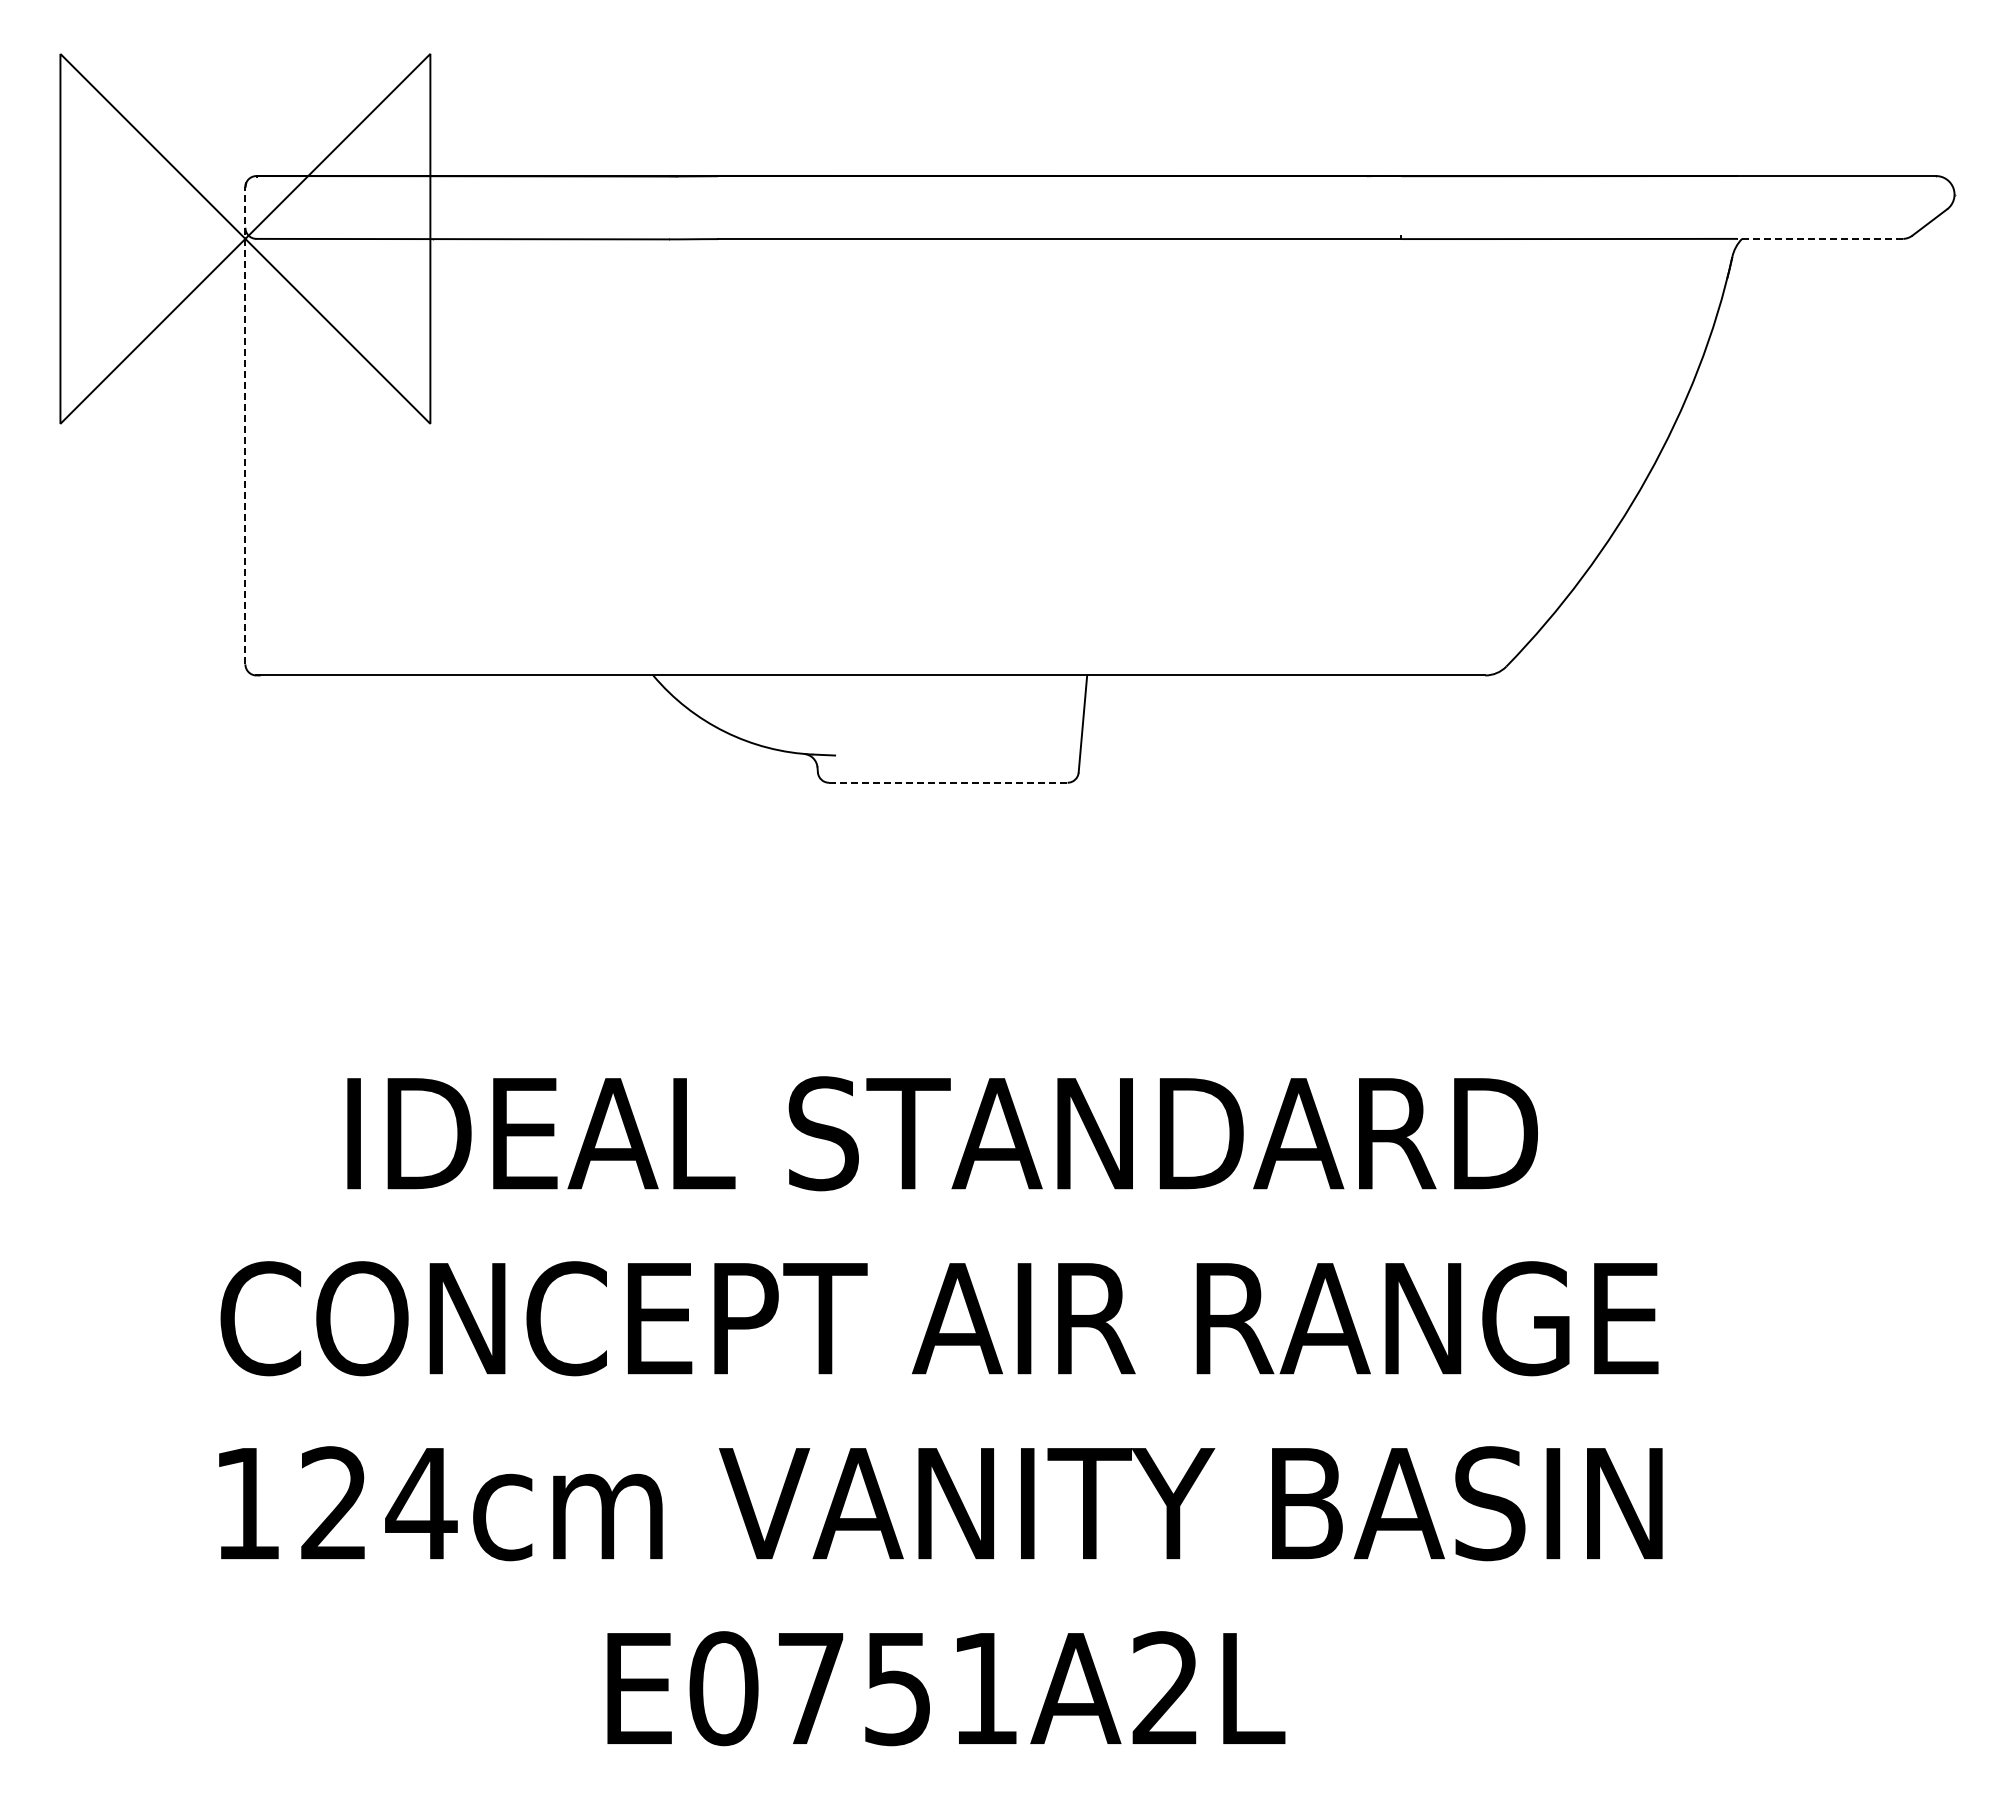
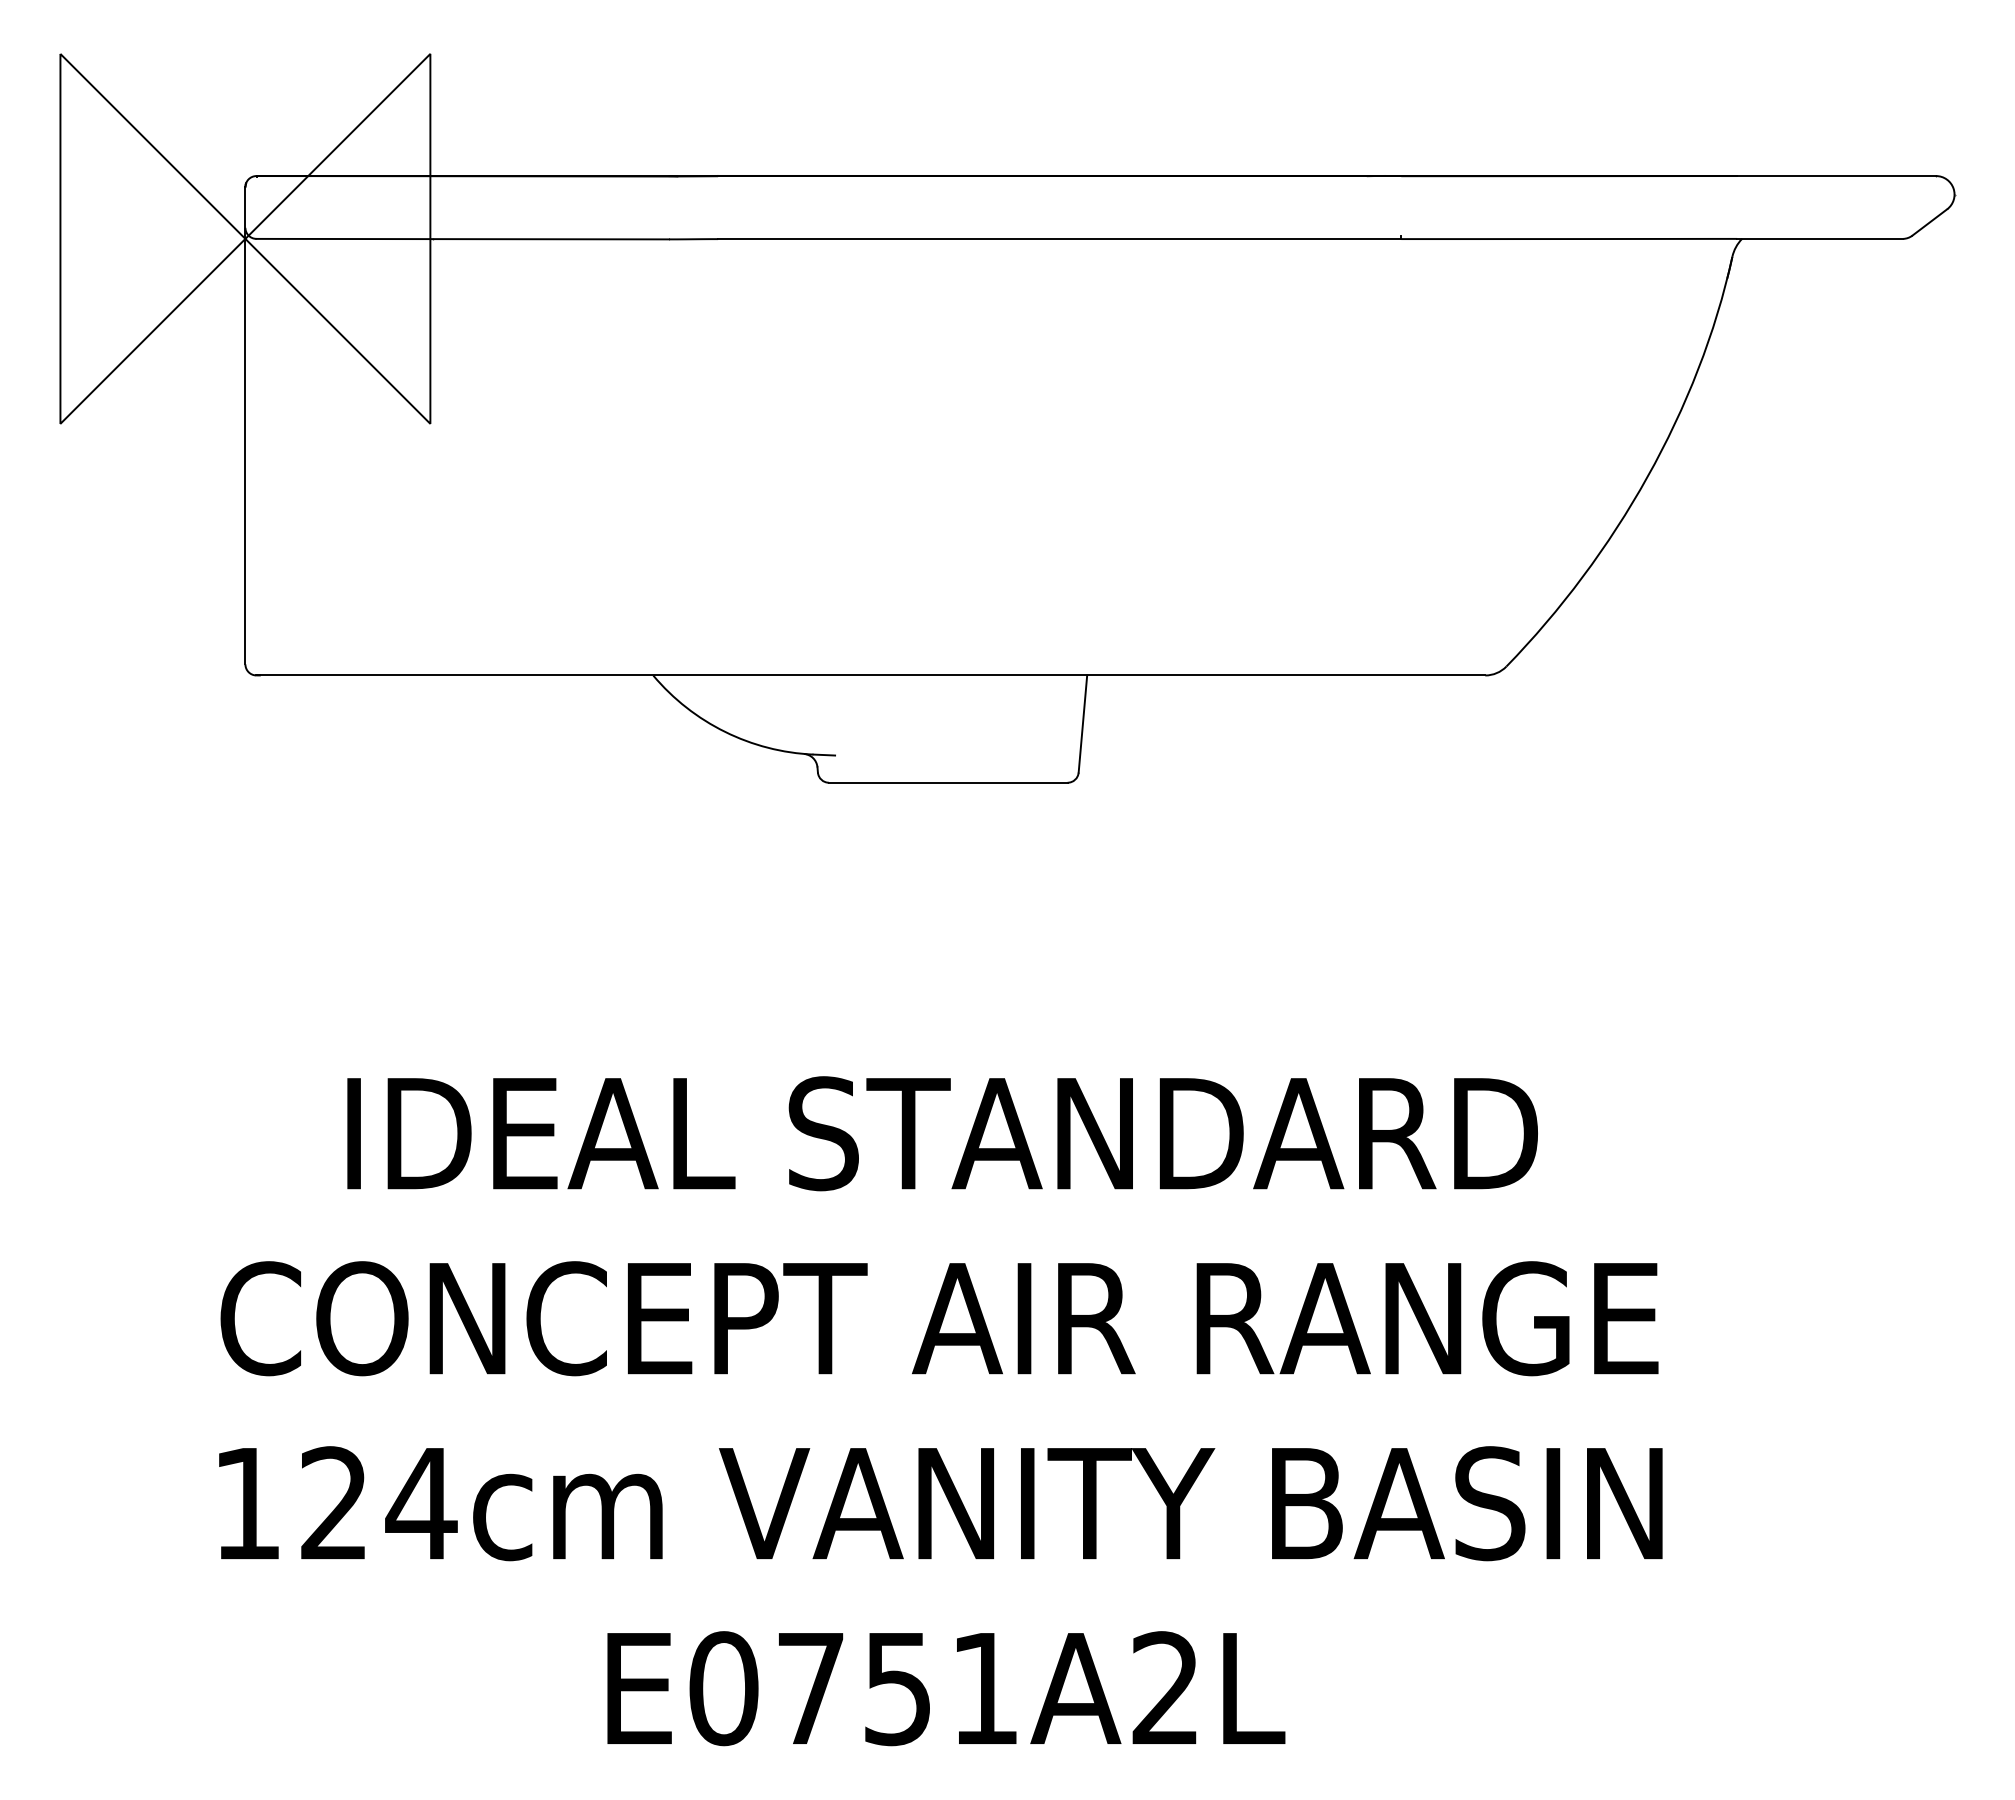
line: dashed -> solid (1819, 238)
line: dashed -> solid (245, 425)
line: dashed -> solid (948, 782)
